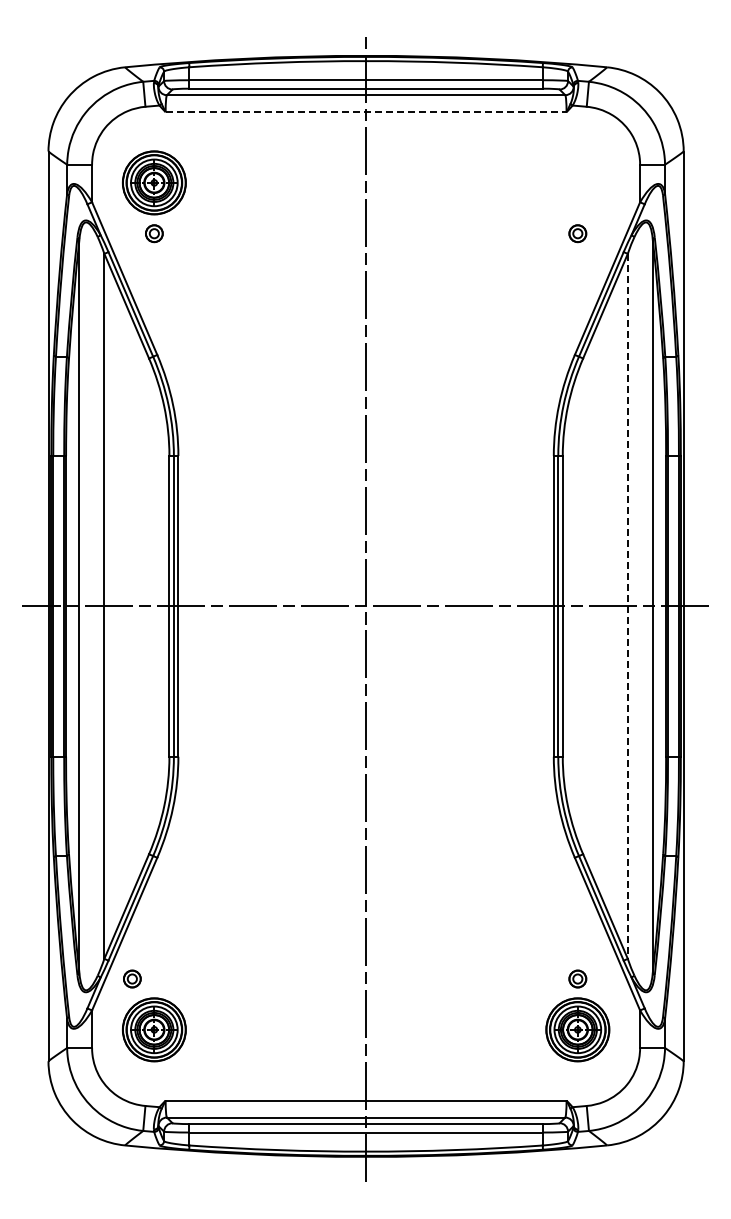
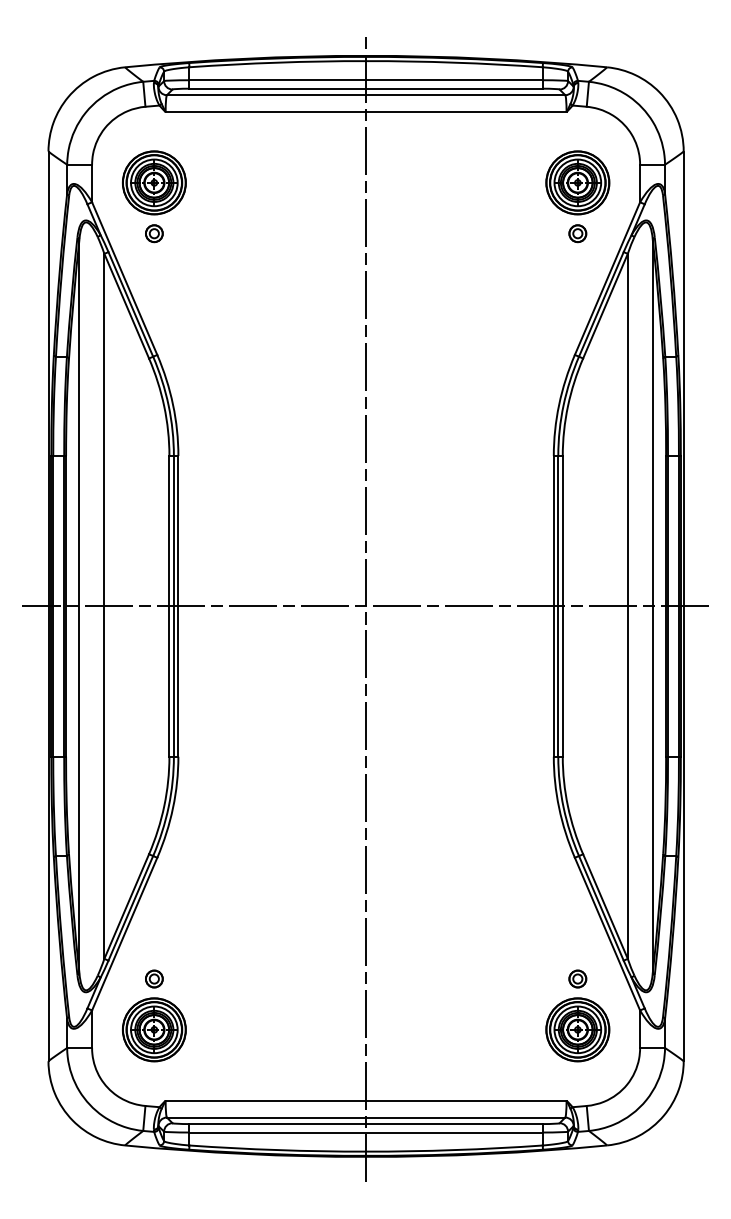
line: dashed -> solid (366, 112)
part: none -> present (577, 182)
line: dashed -> solid (627, 606)
part position: (132, 978) -> (154, 978) (154, 978)
